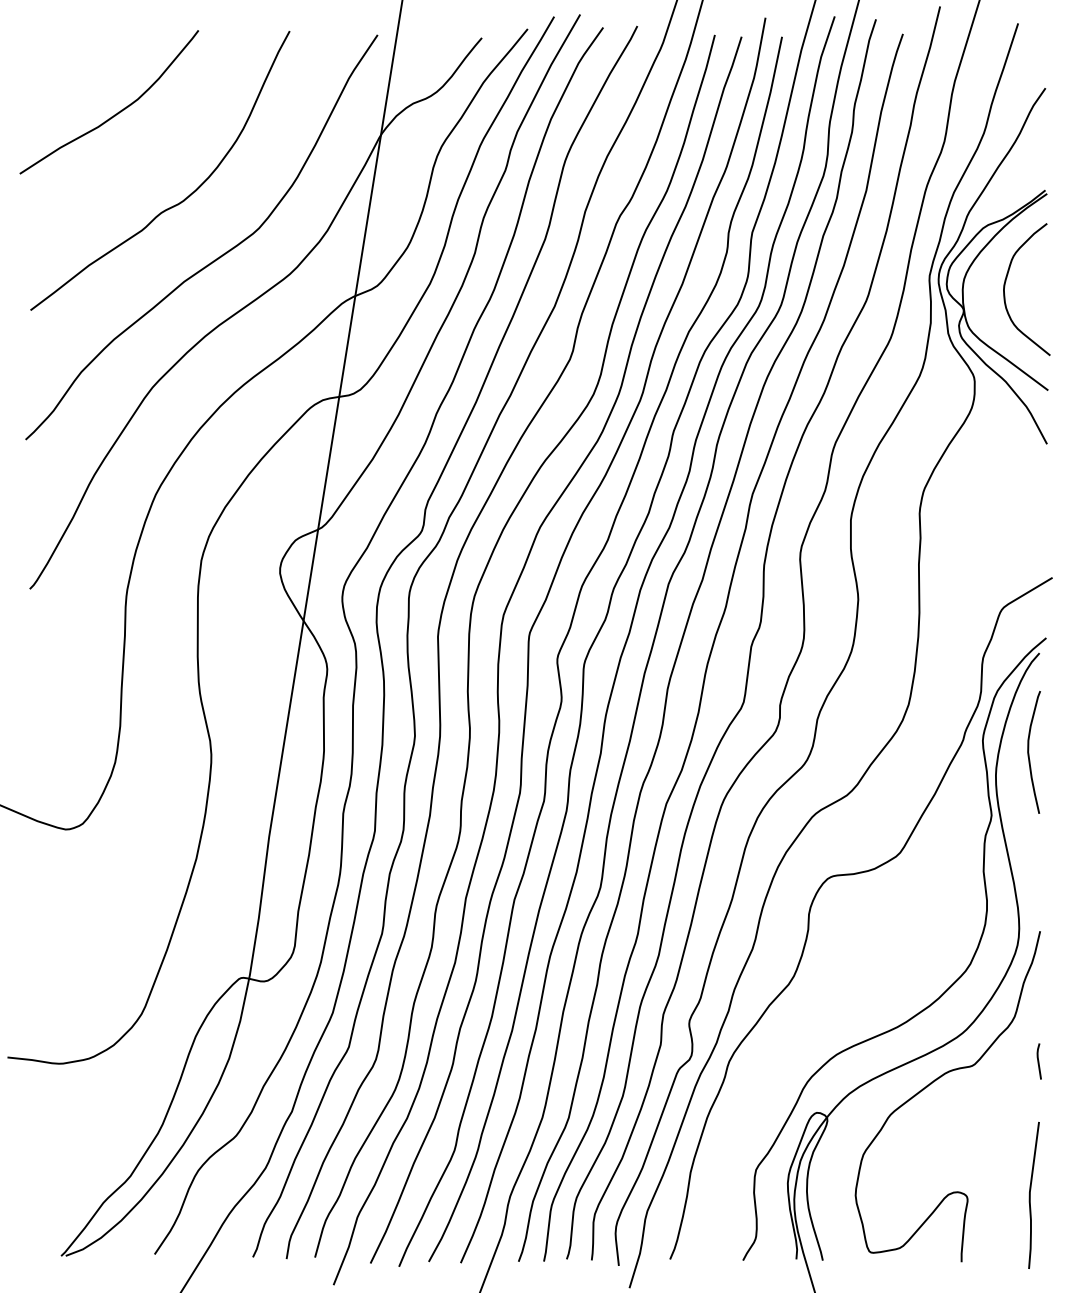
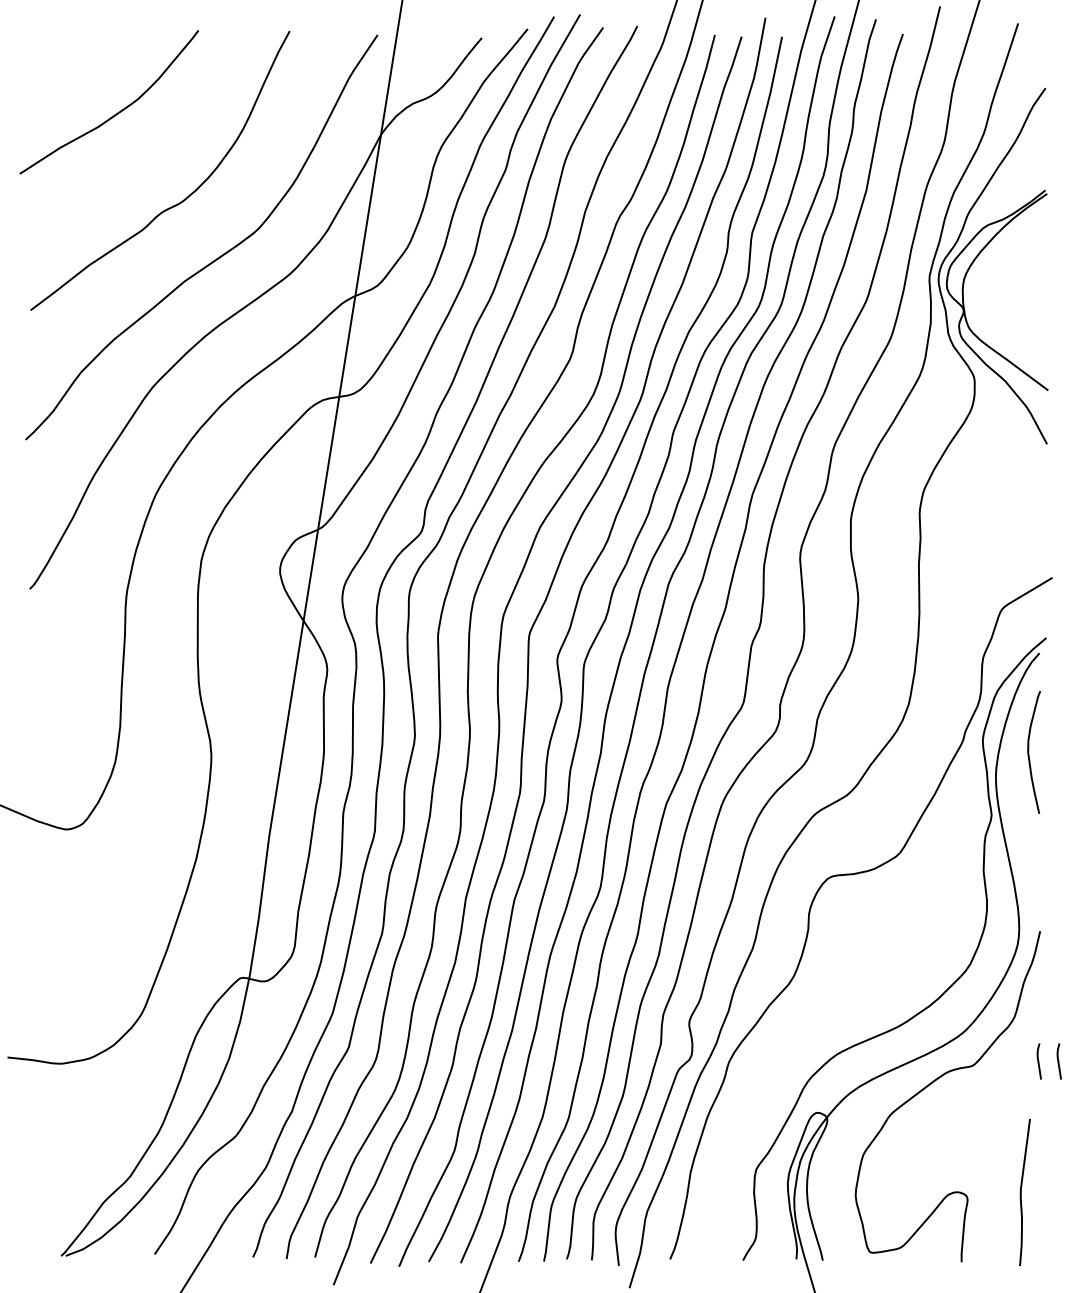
curve: present -> none (1005, 286)
line: none -> present (1058, 1061)
curve position: (1030, 1195) -> (1021, 1192) (1021, 1192)
